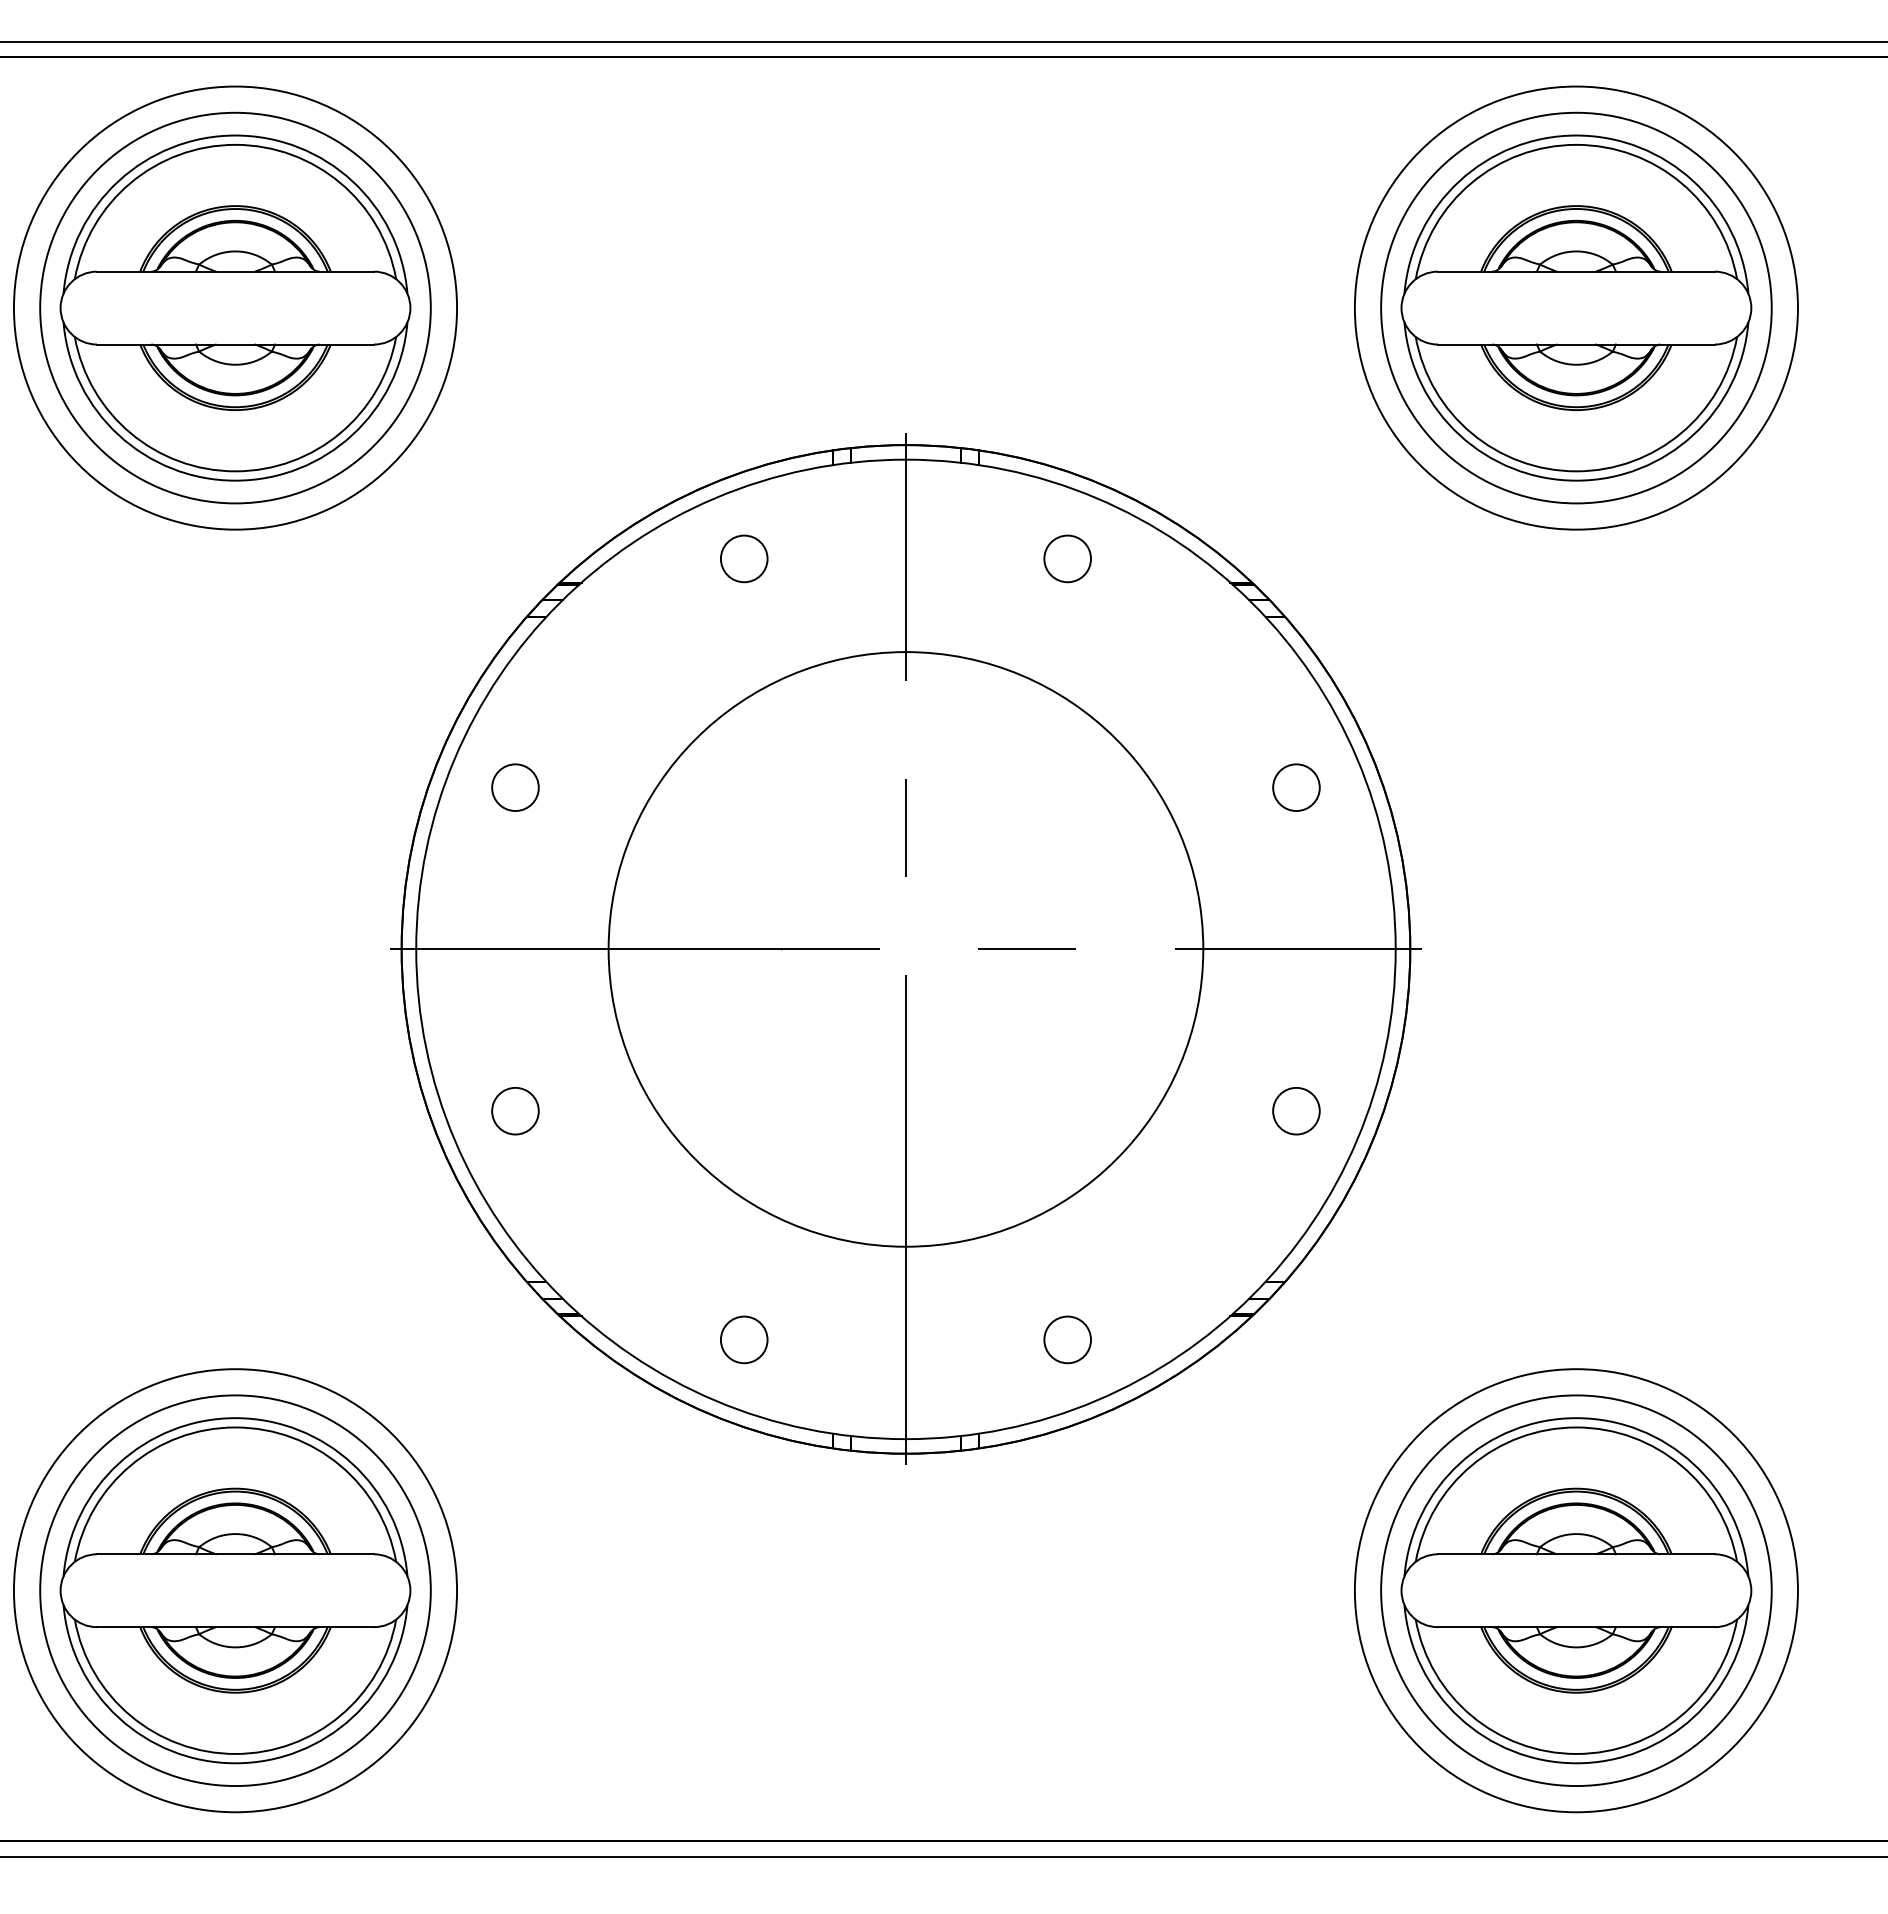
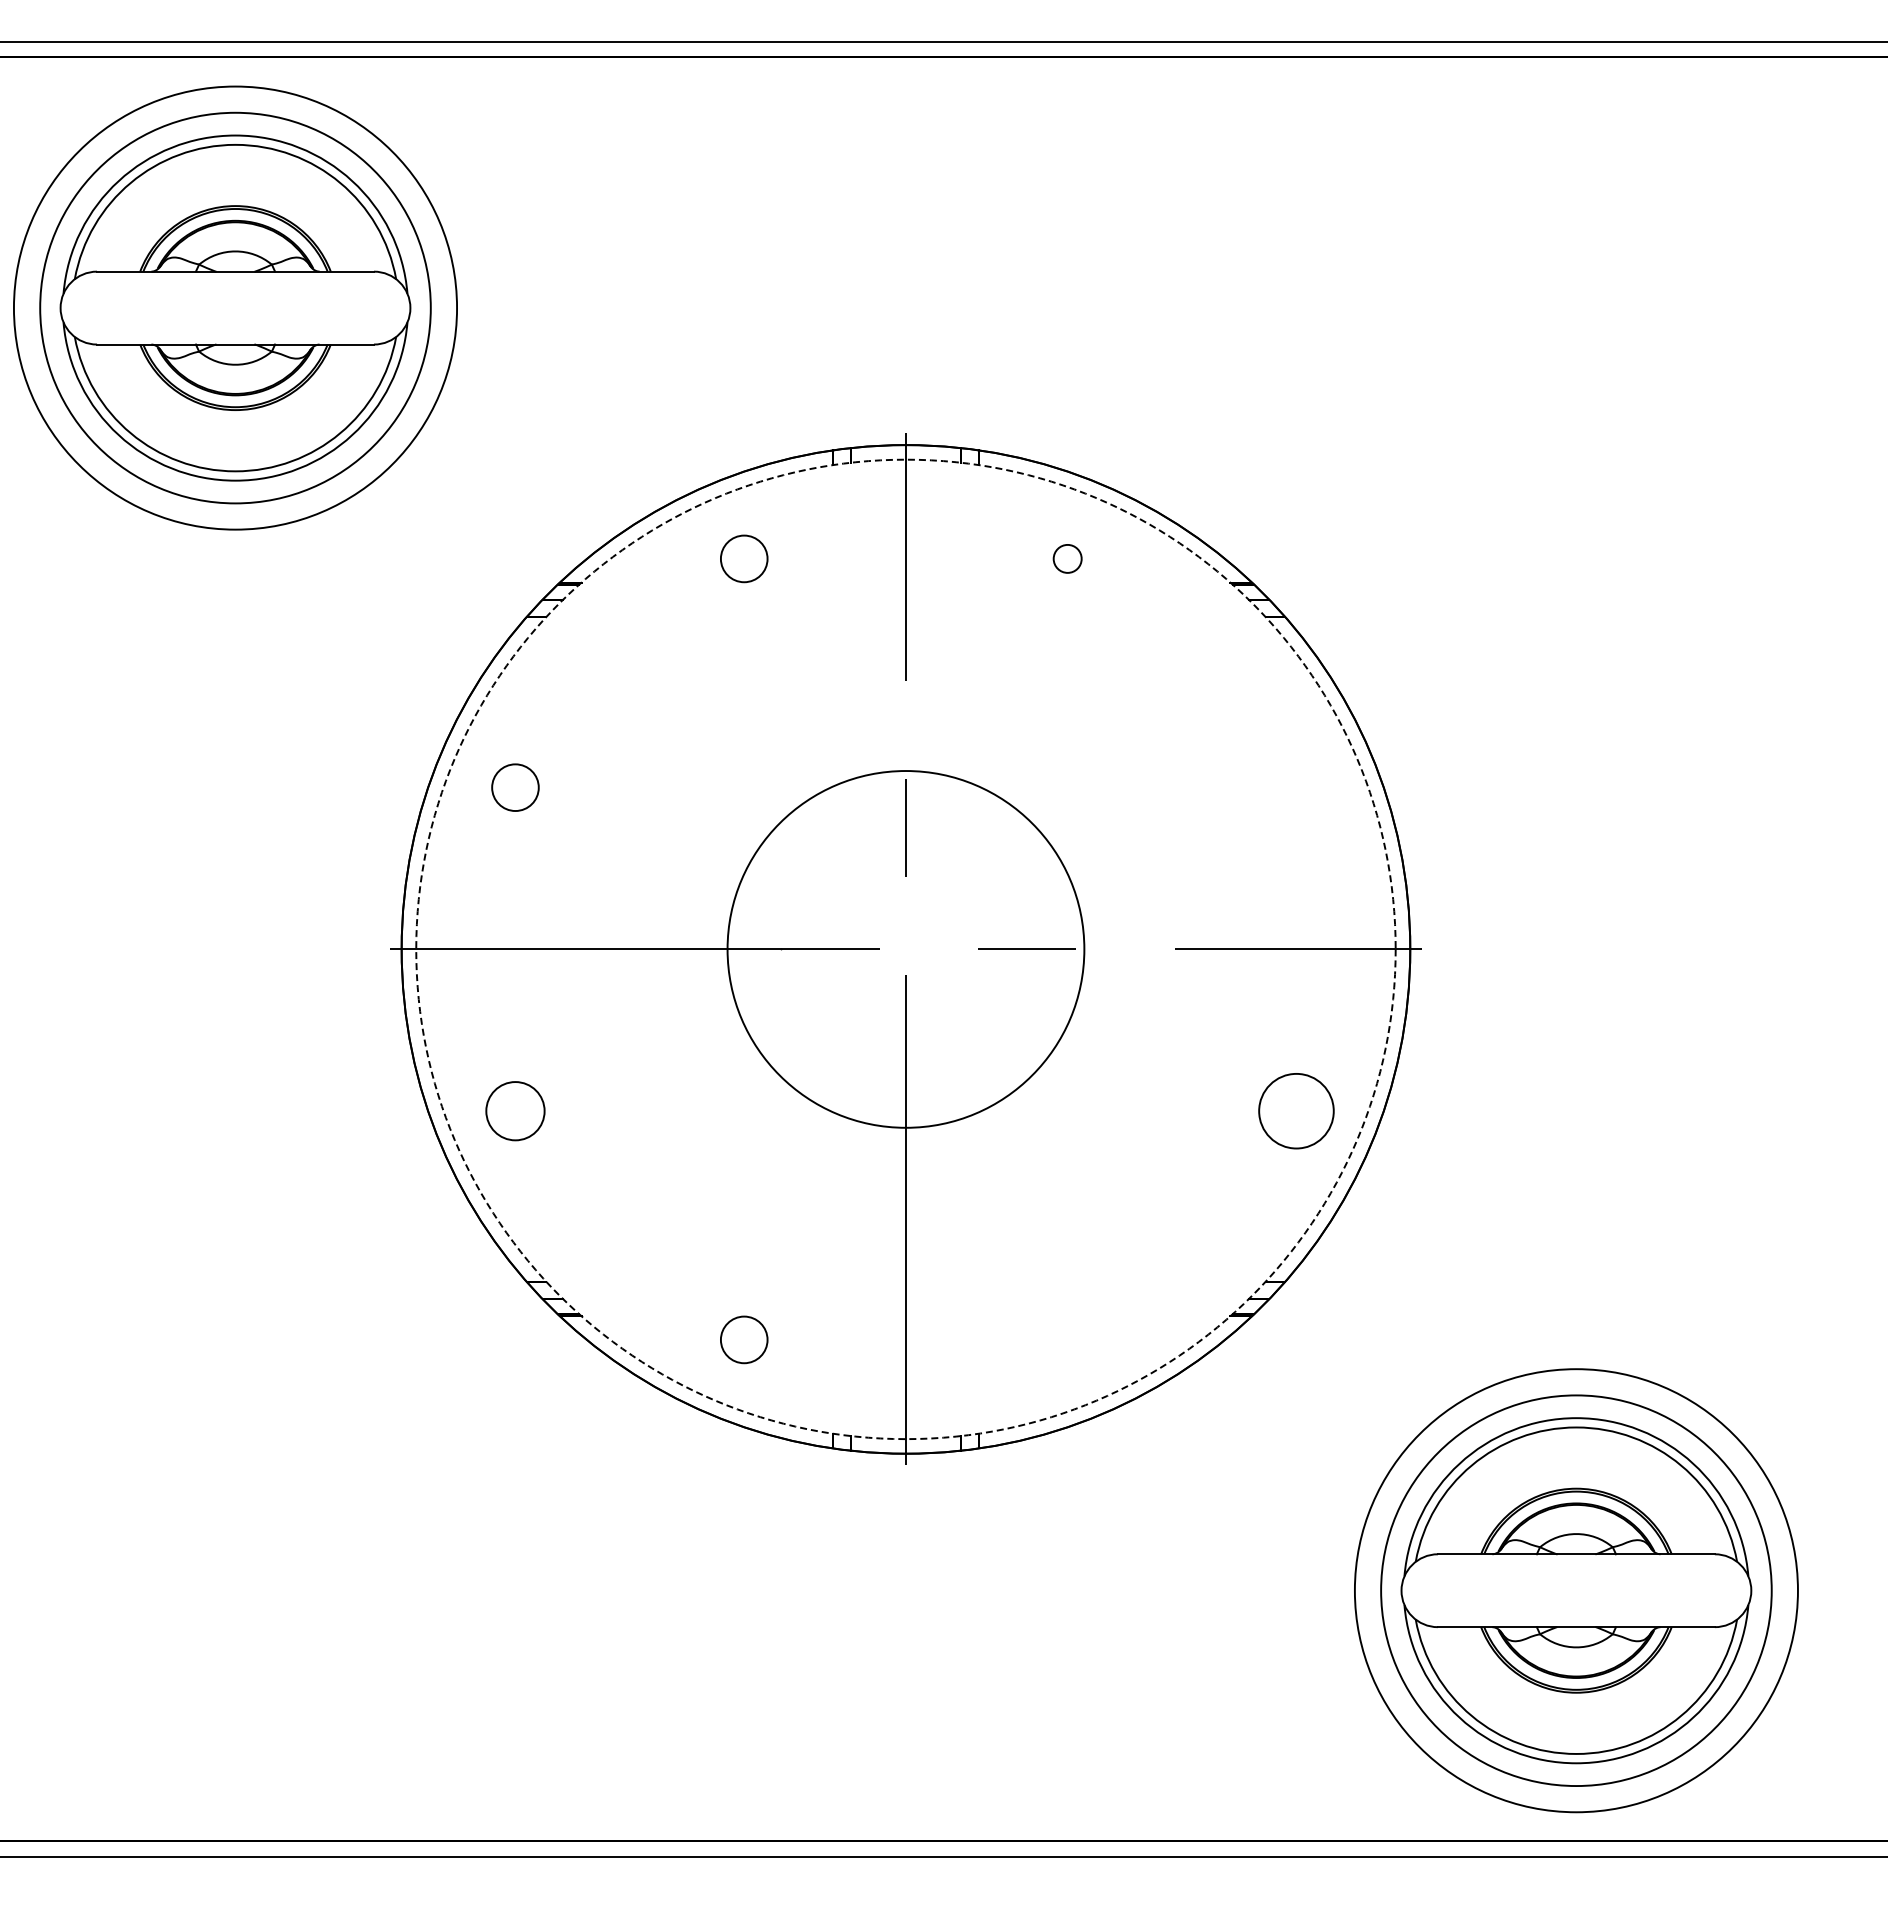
part: present -> none (1576, 307)
circle diameter: 47 px -> 28 px (1067, 558)
circle: present -> none (1296, 787)
circle diameter: 595 px -> 357 px (905, 949)
circle: solid -> dashed (905, 949)
circle diameter: 47 px -> 58 px (515, 1111)
circle diameter: 47 px -> 75 px (1296, 1110)
circle: present -> none (1067, 1339)
part: present -> none (235, 1590)
